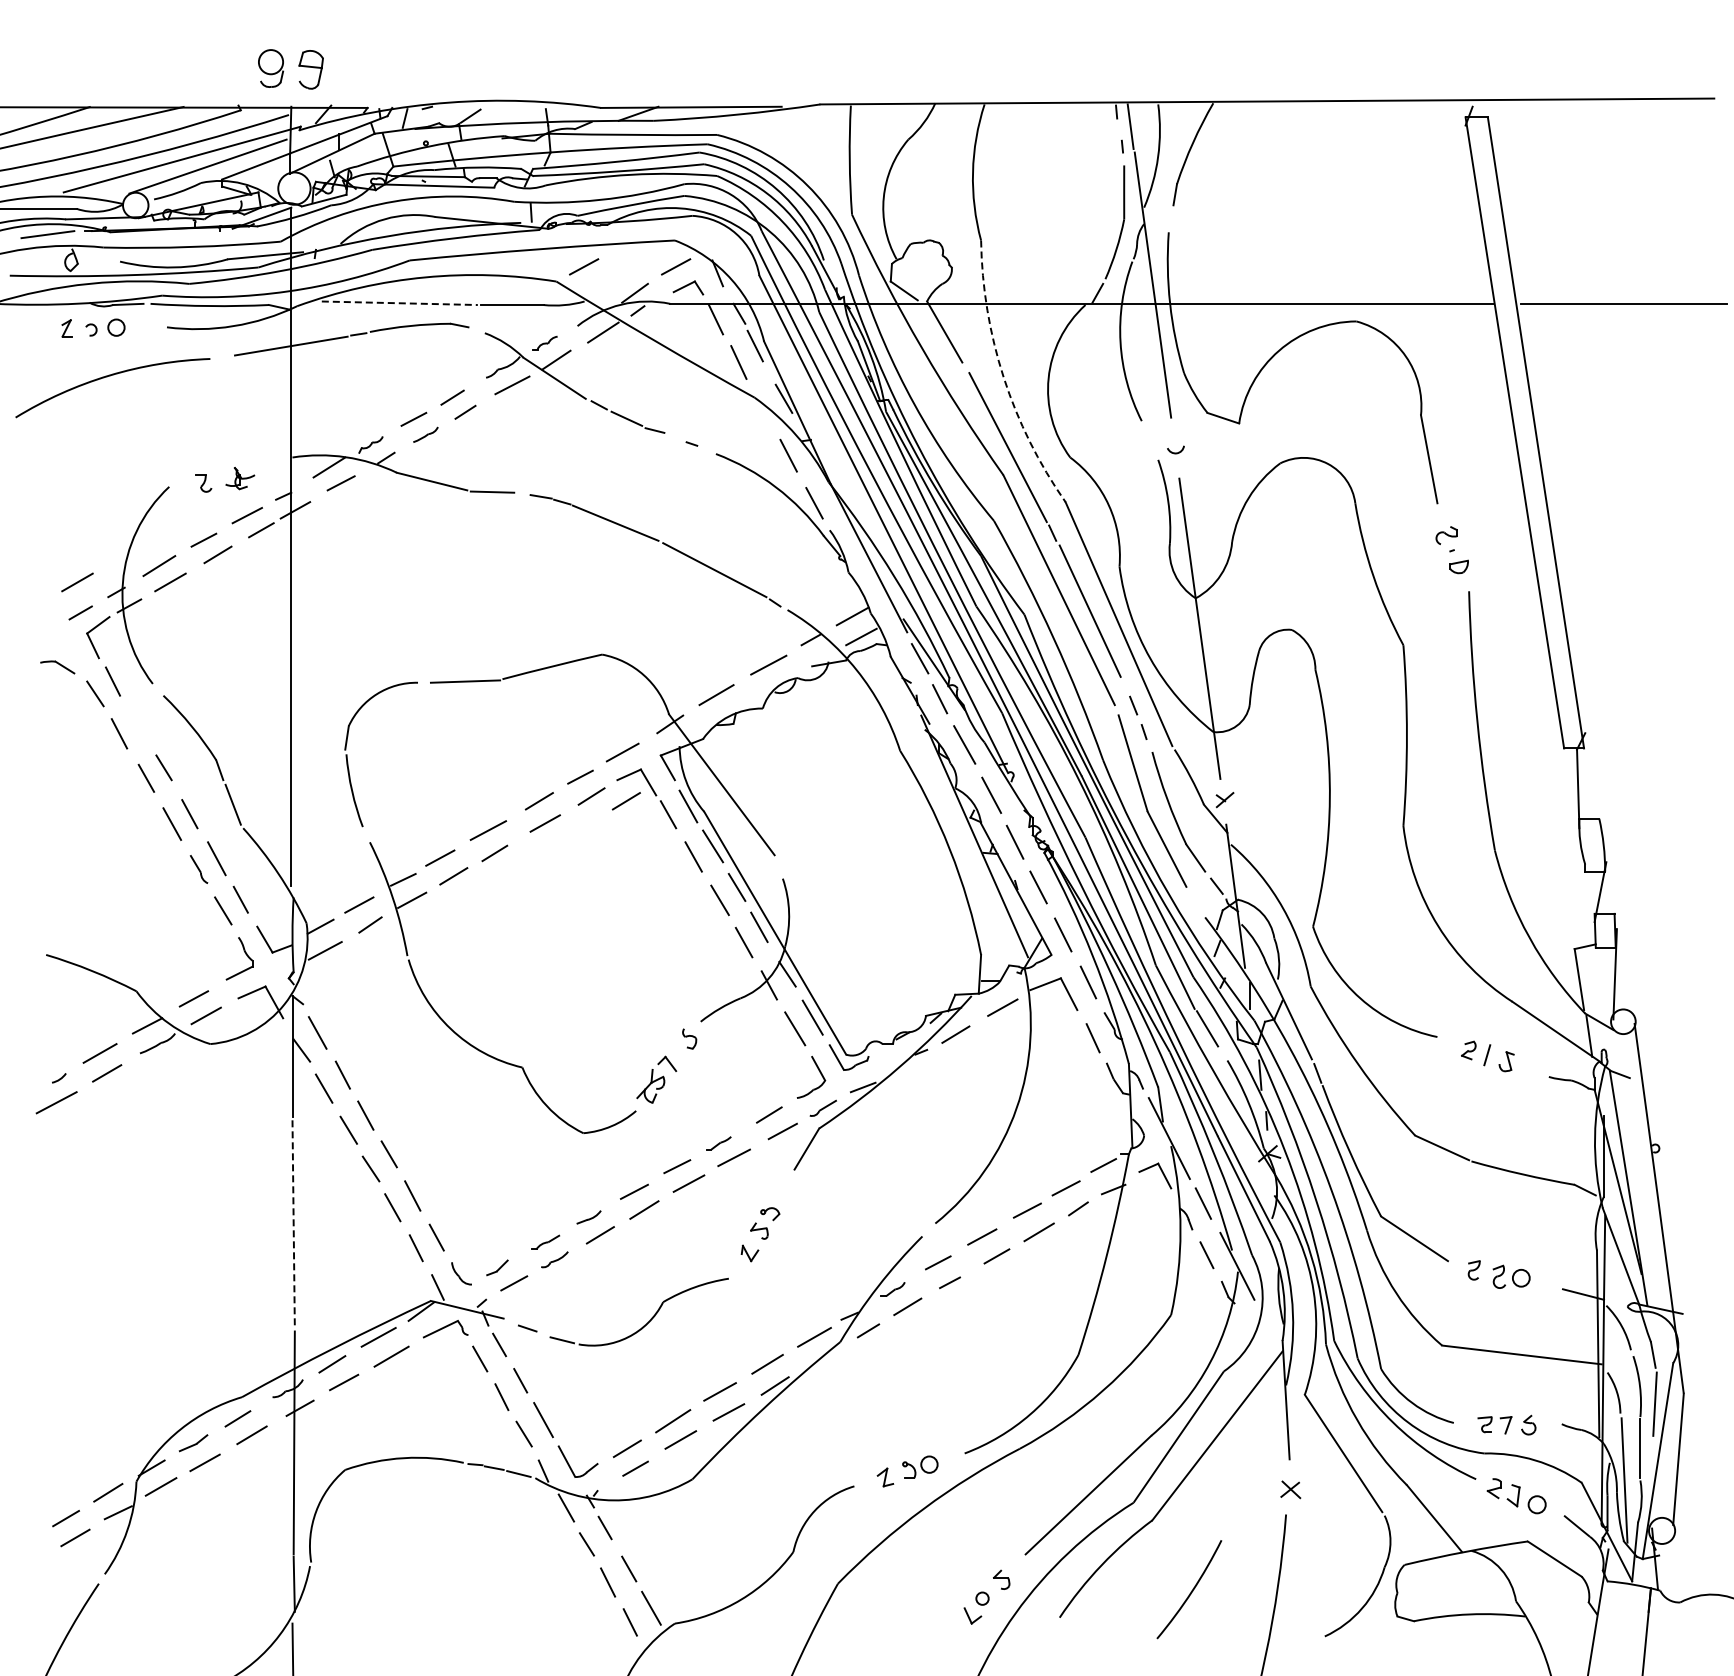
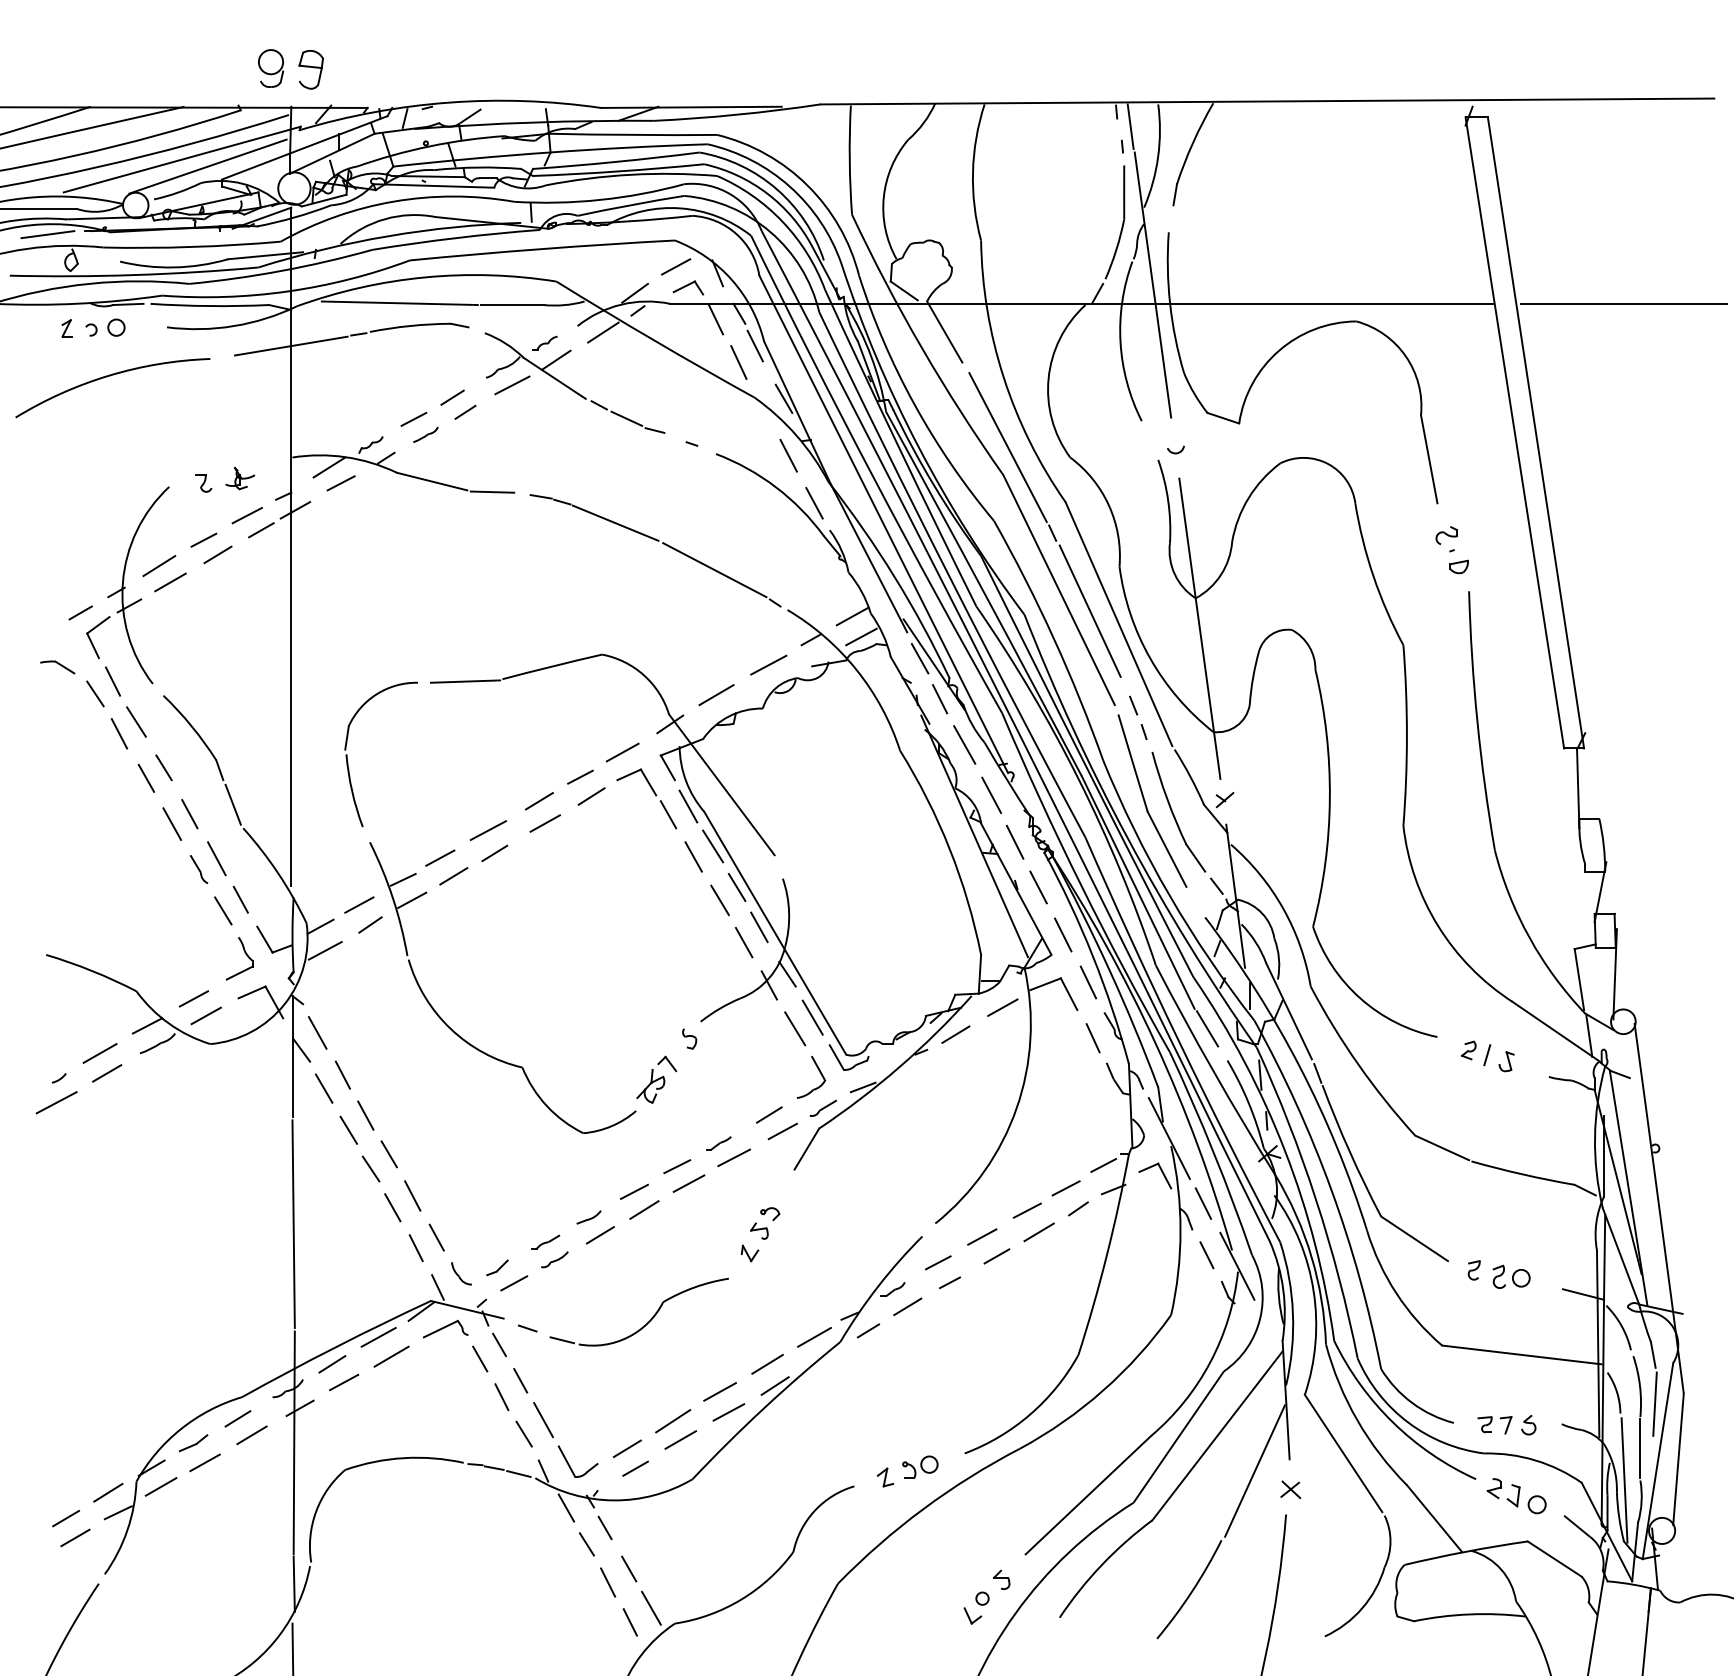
line: present -> none (584, 266)
line: dashed -> solid (400, 303)
arc: dashed -> solid (1003, 377)
line: present -> none (77, 582)
line: none -> present (136, 721)
line: present -> none (625, 801)
line: dashed -> solid (293, 1224)
line: none -> present (1254, 1470)
